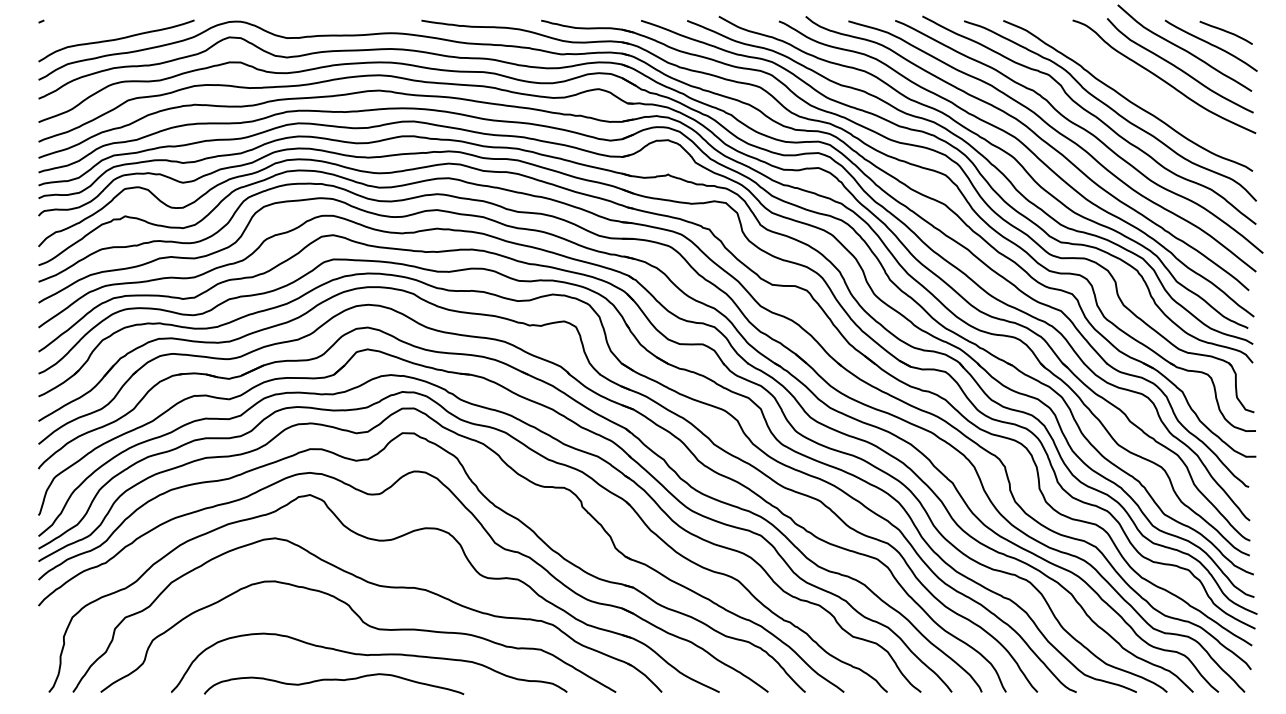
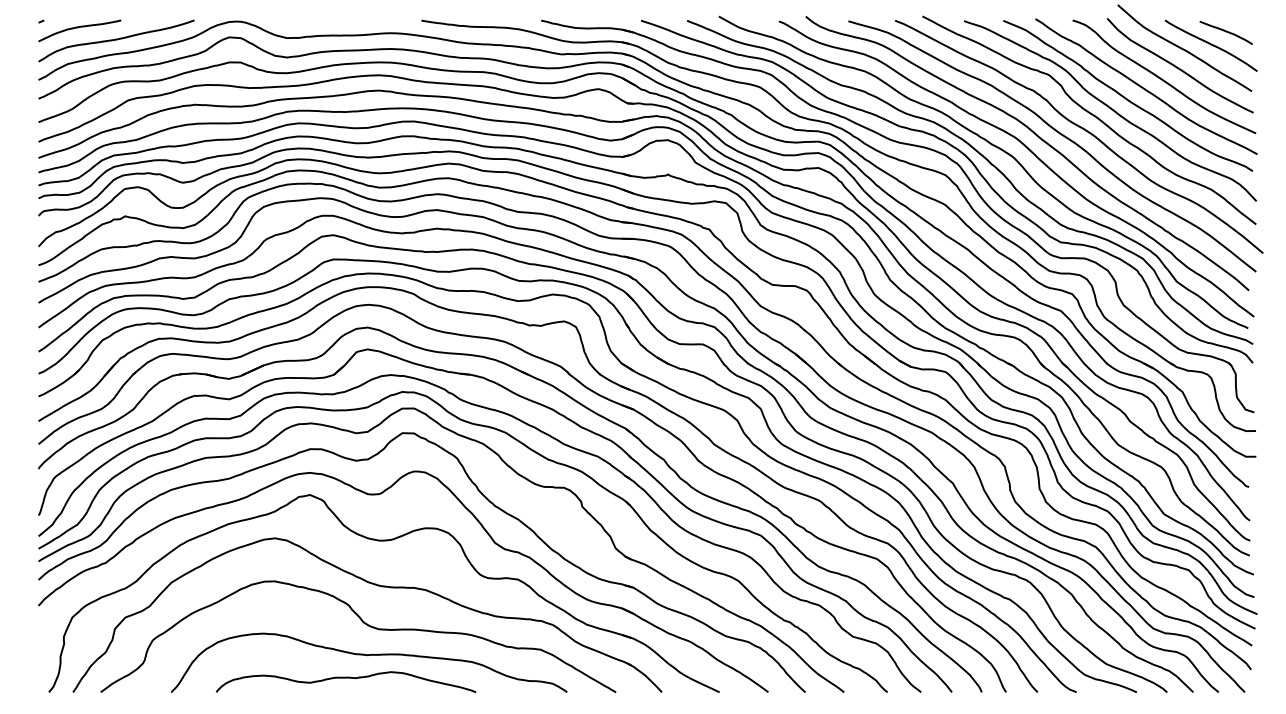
curve: none -> present (78, 28)
curve: none -> present (1145, 88)
curve position: (334, 680) -> (346, 678) (346, 678)
